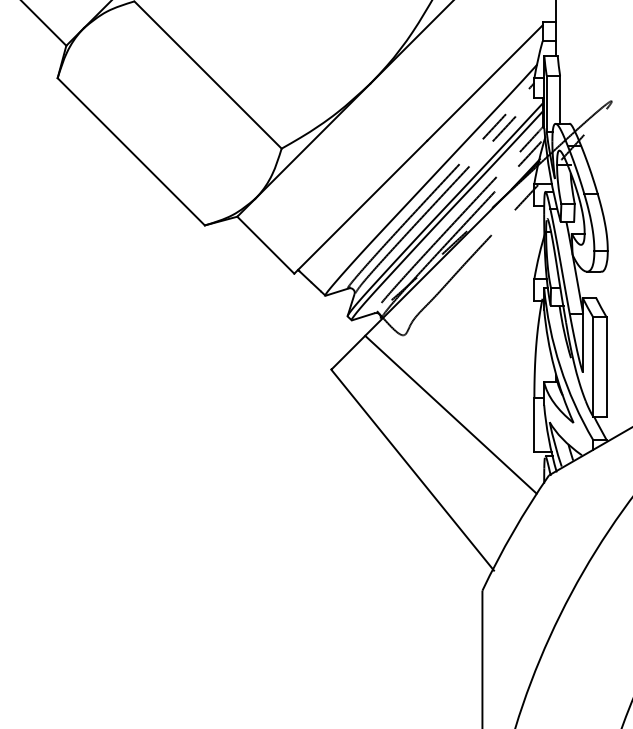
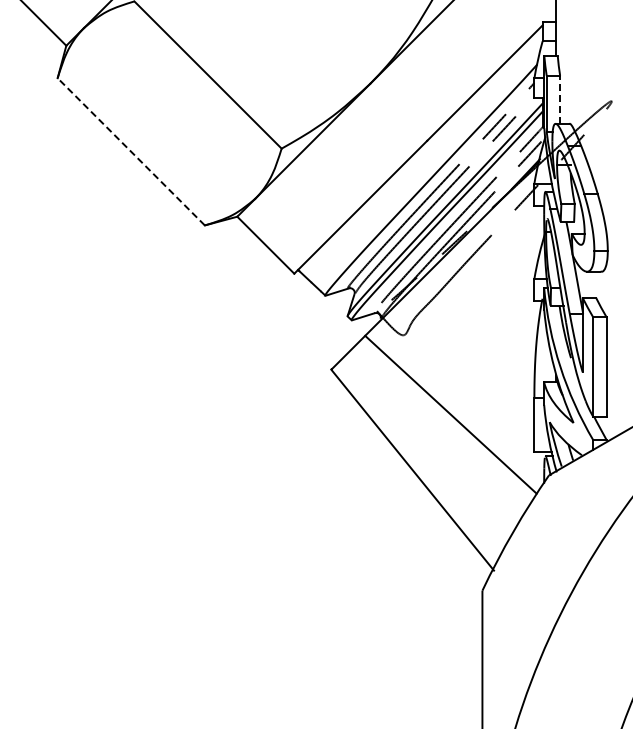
line: solid -> dashed (560, 99)
line: solid -> dashed (130, 151)
